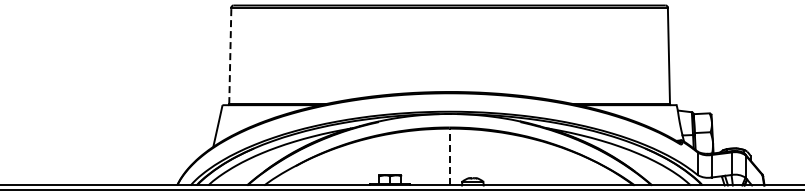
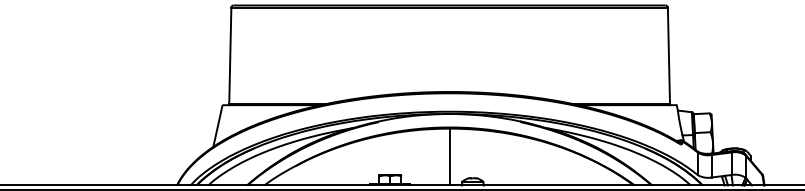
line: dashed -> solid (230, 55)
line: dashed -> solid (449, 156)
